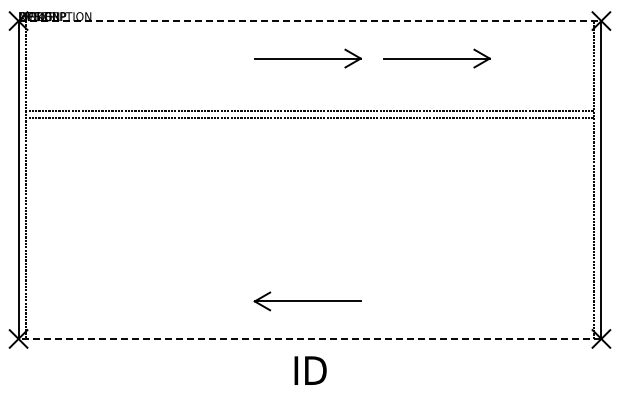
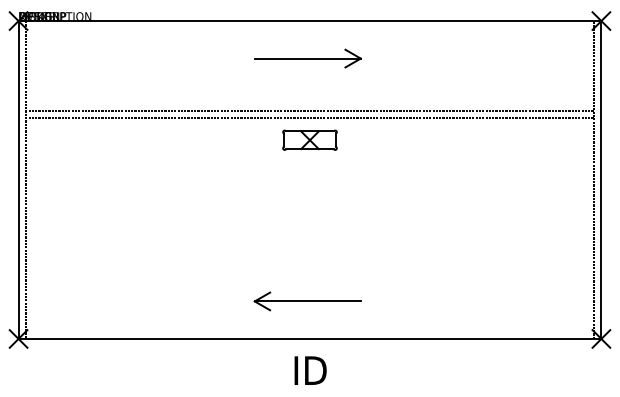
line: dashed -> solid (310, 21)
part: present -> none (436, 58)
part: none -> present (309, 139)
line: dashed -> solid (309, 338)
